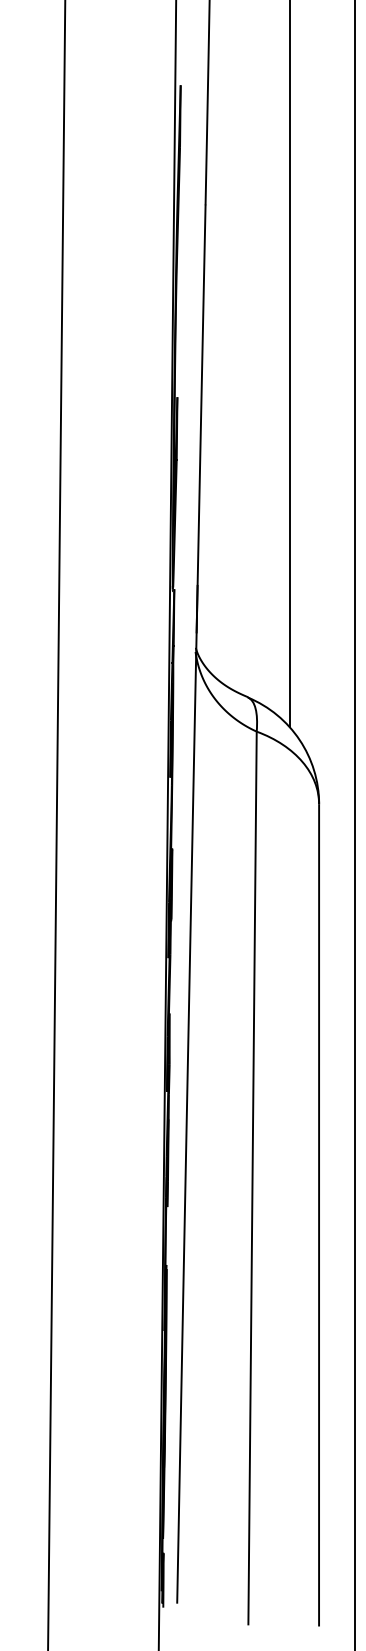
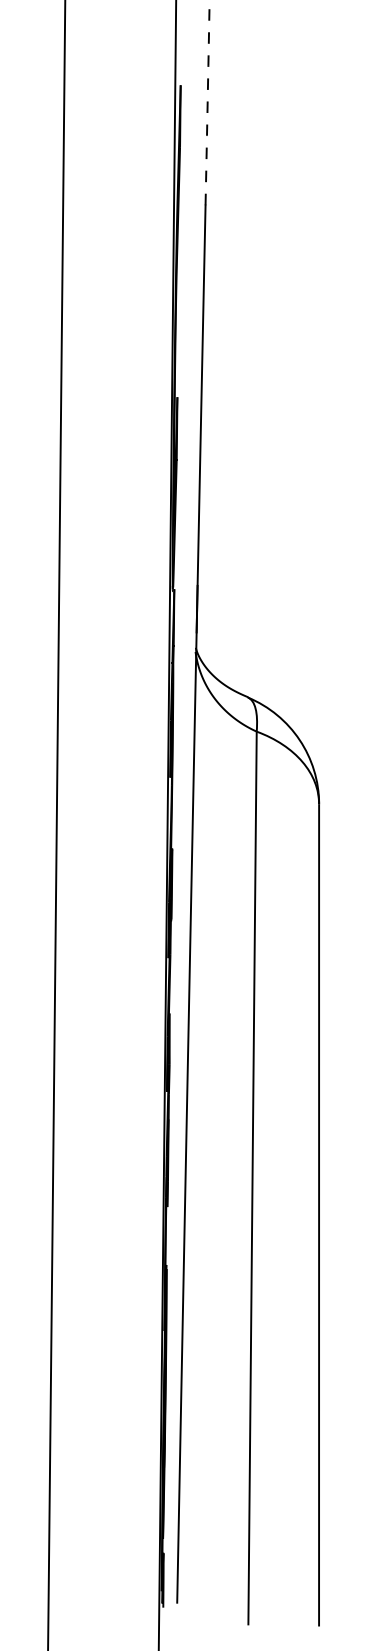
line: solid -> dashed (207, 102)
line: present -> none (289, 364)
line: present -> none (355, 824)
